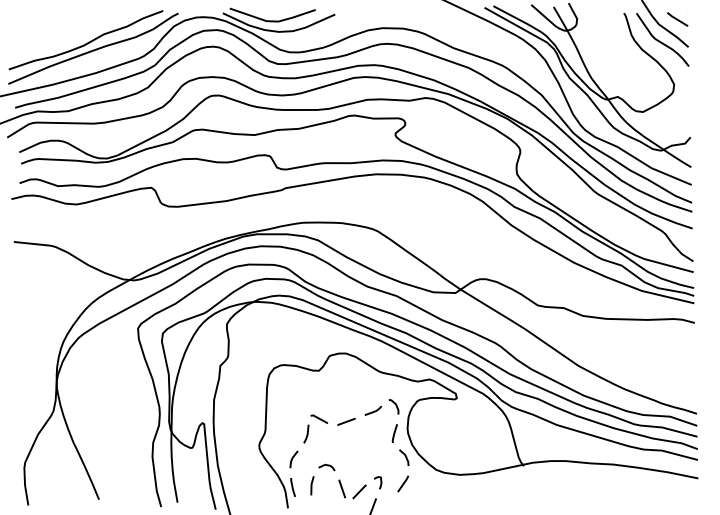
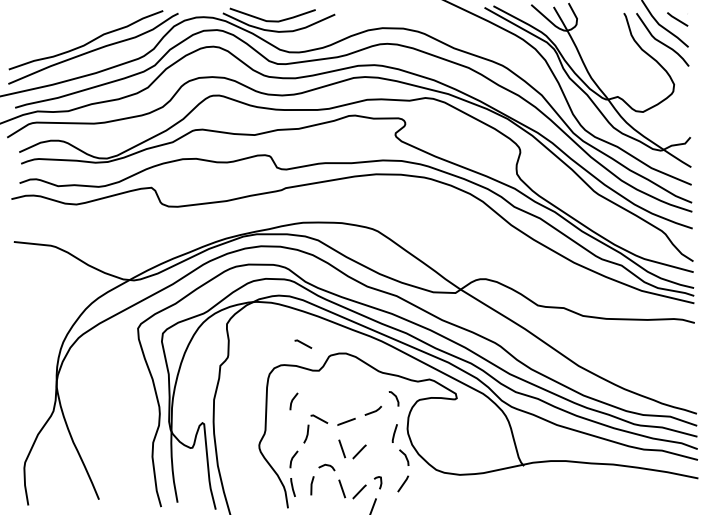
line: none -> present (303, 343)
line: none -> present (293, 400)
curve position: (395, 406) -> (395, 398) (395, 398)
part: none -> present (352, 449)
